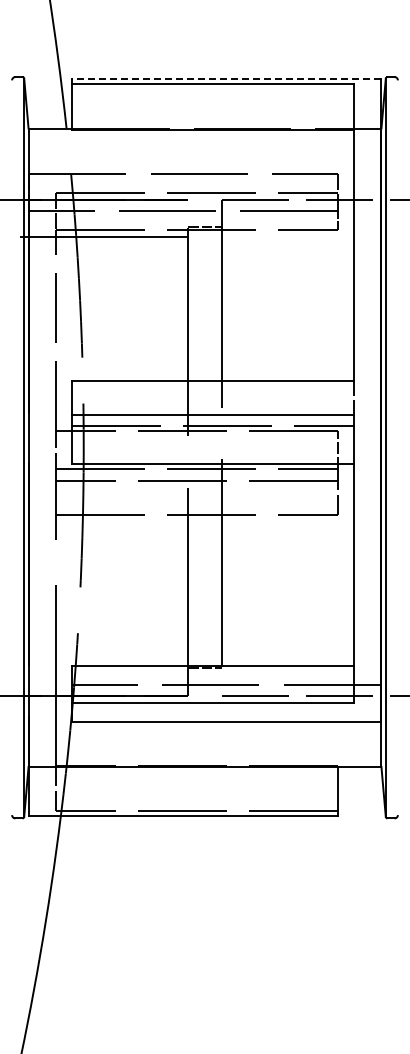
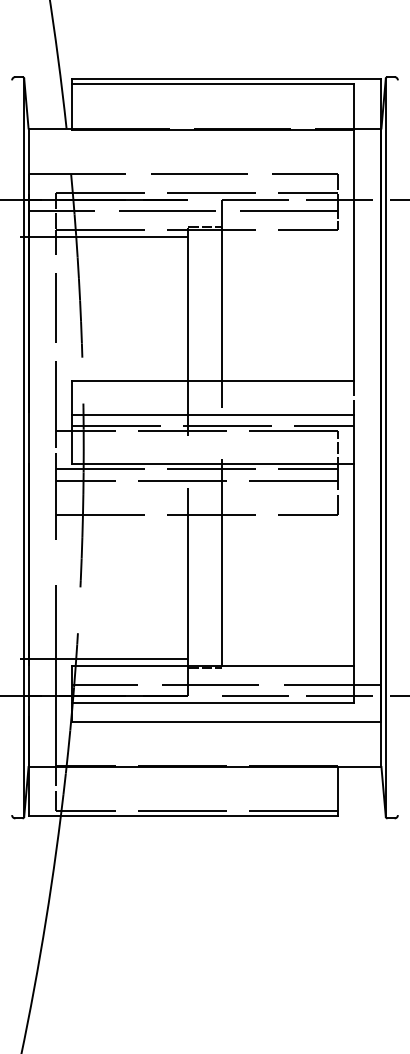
line: dashed -> solid (226, 79)
line: none -> present (95, 658)
